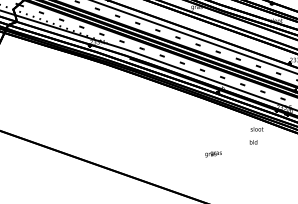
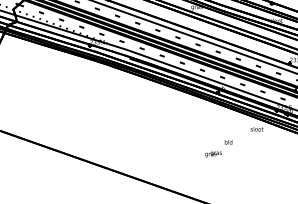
text position: (253, 142) -> (228, 142) (228, 142)
